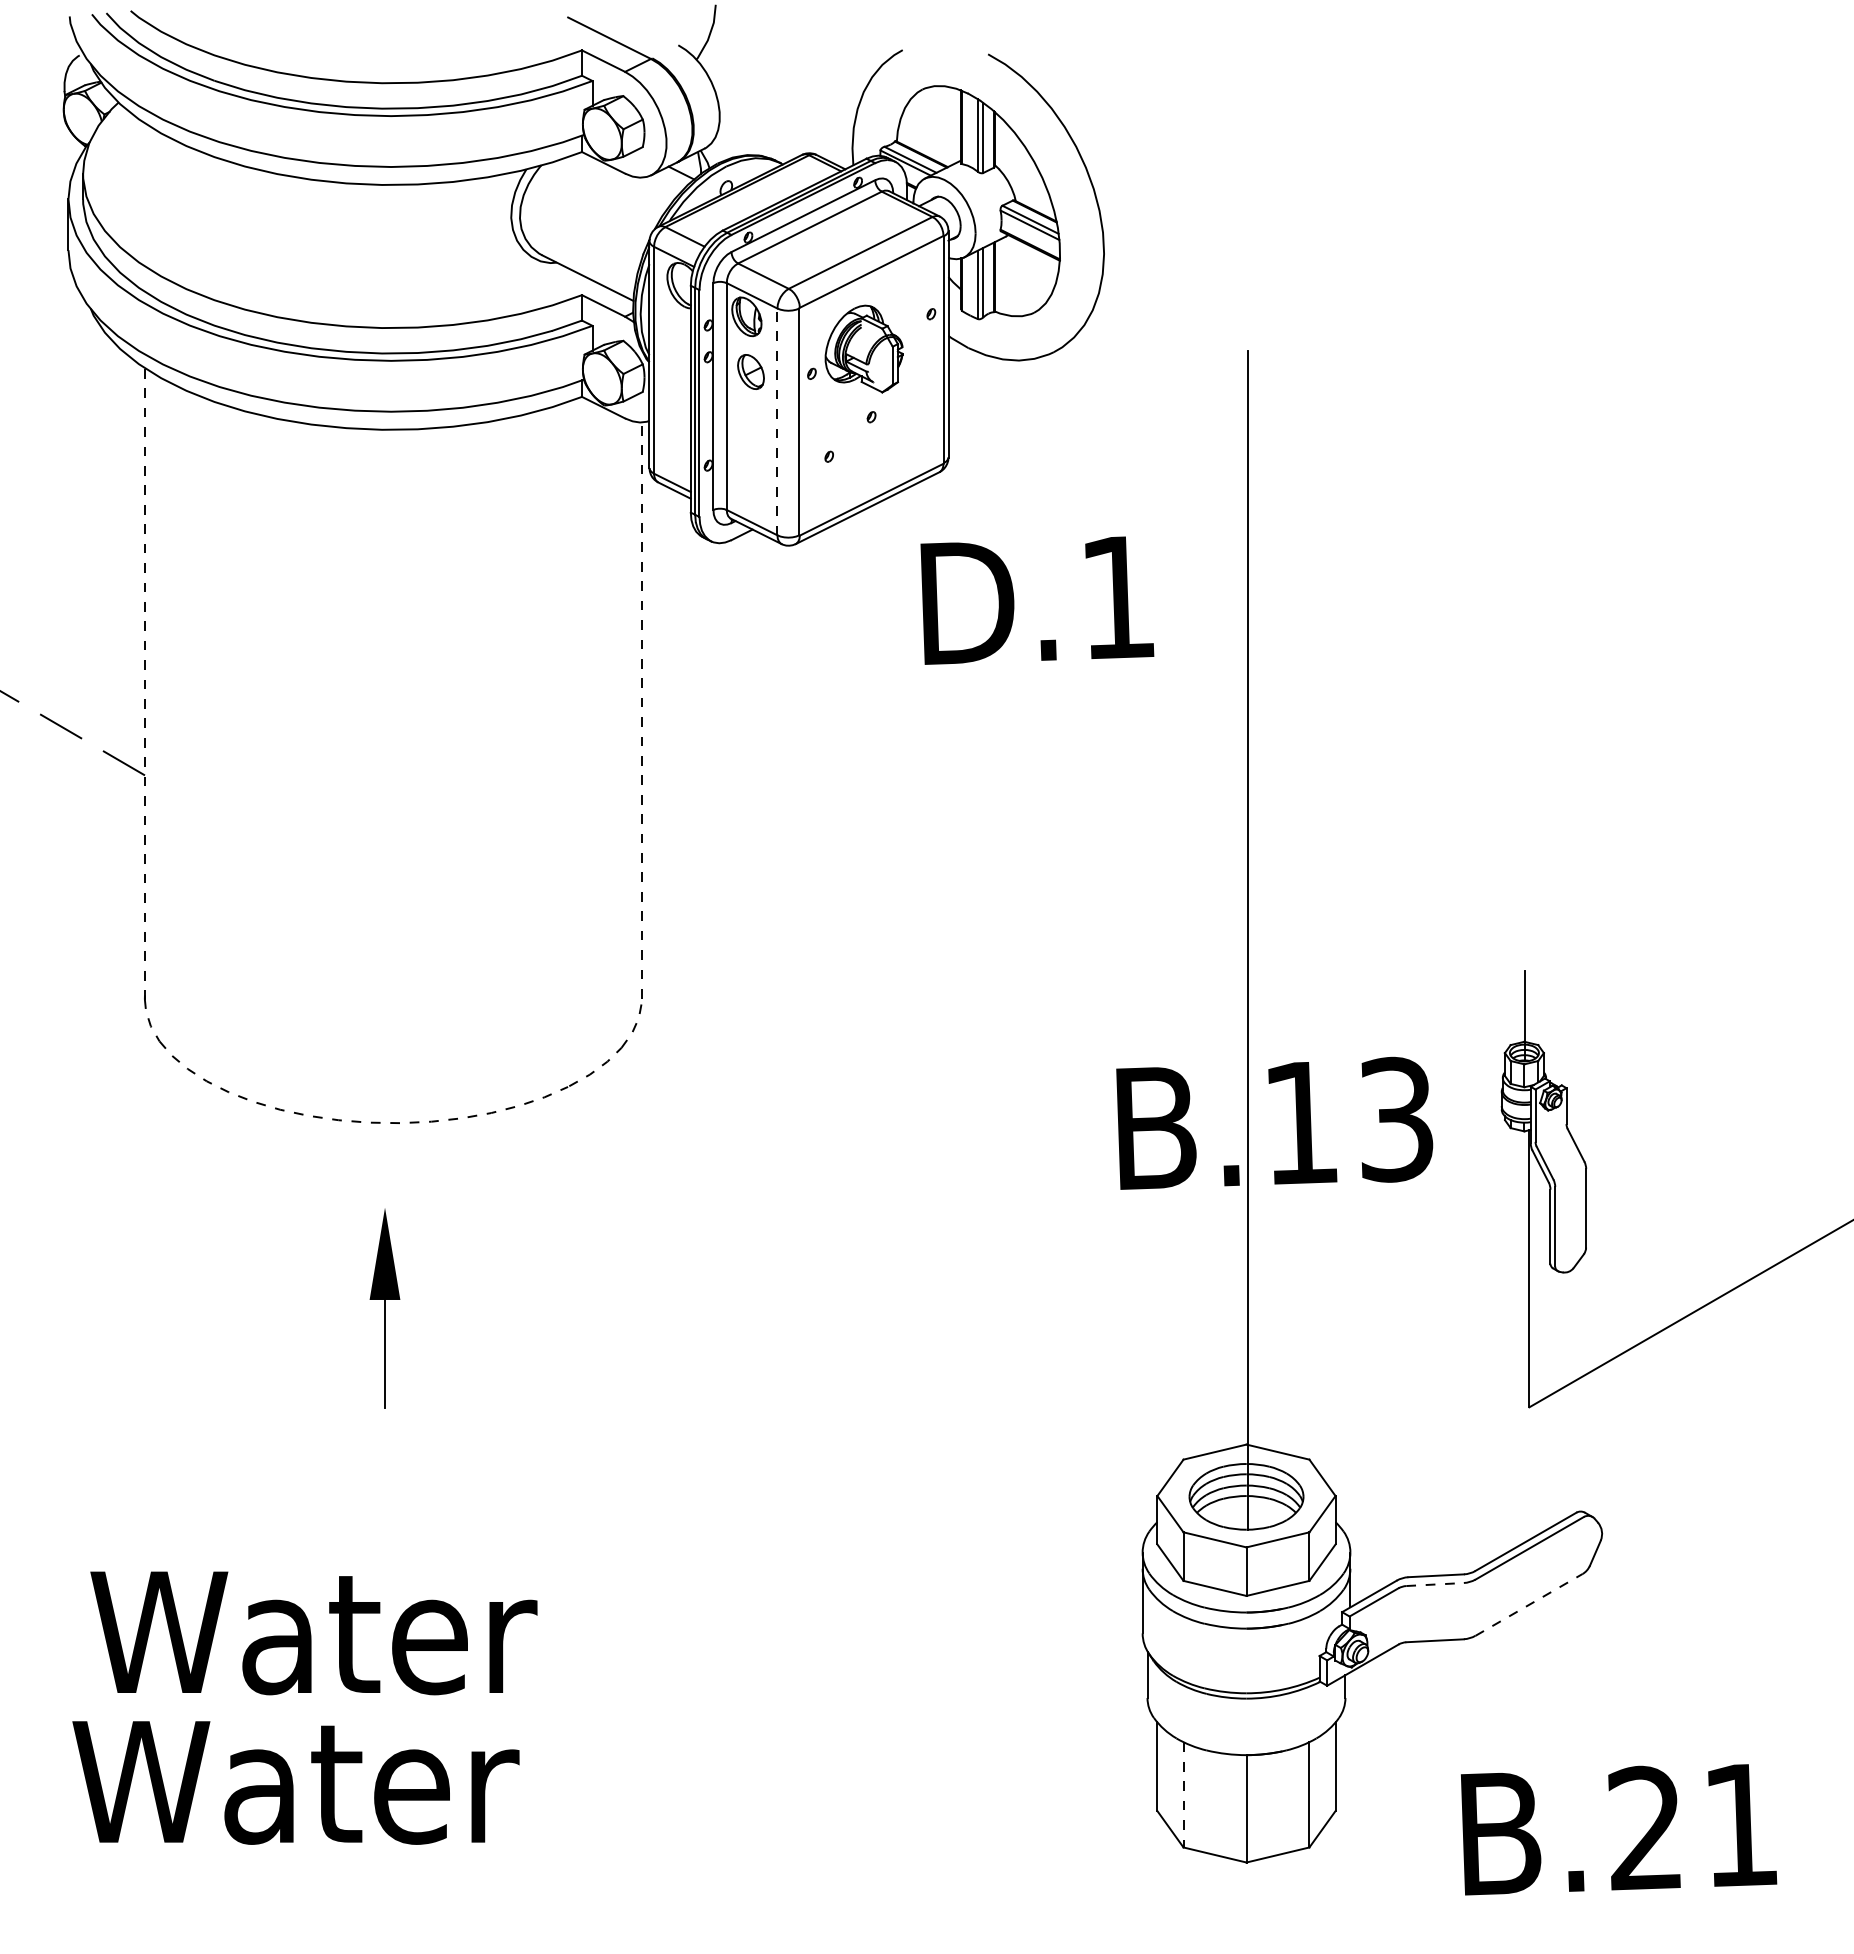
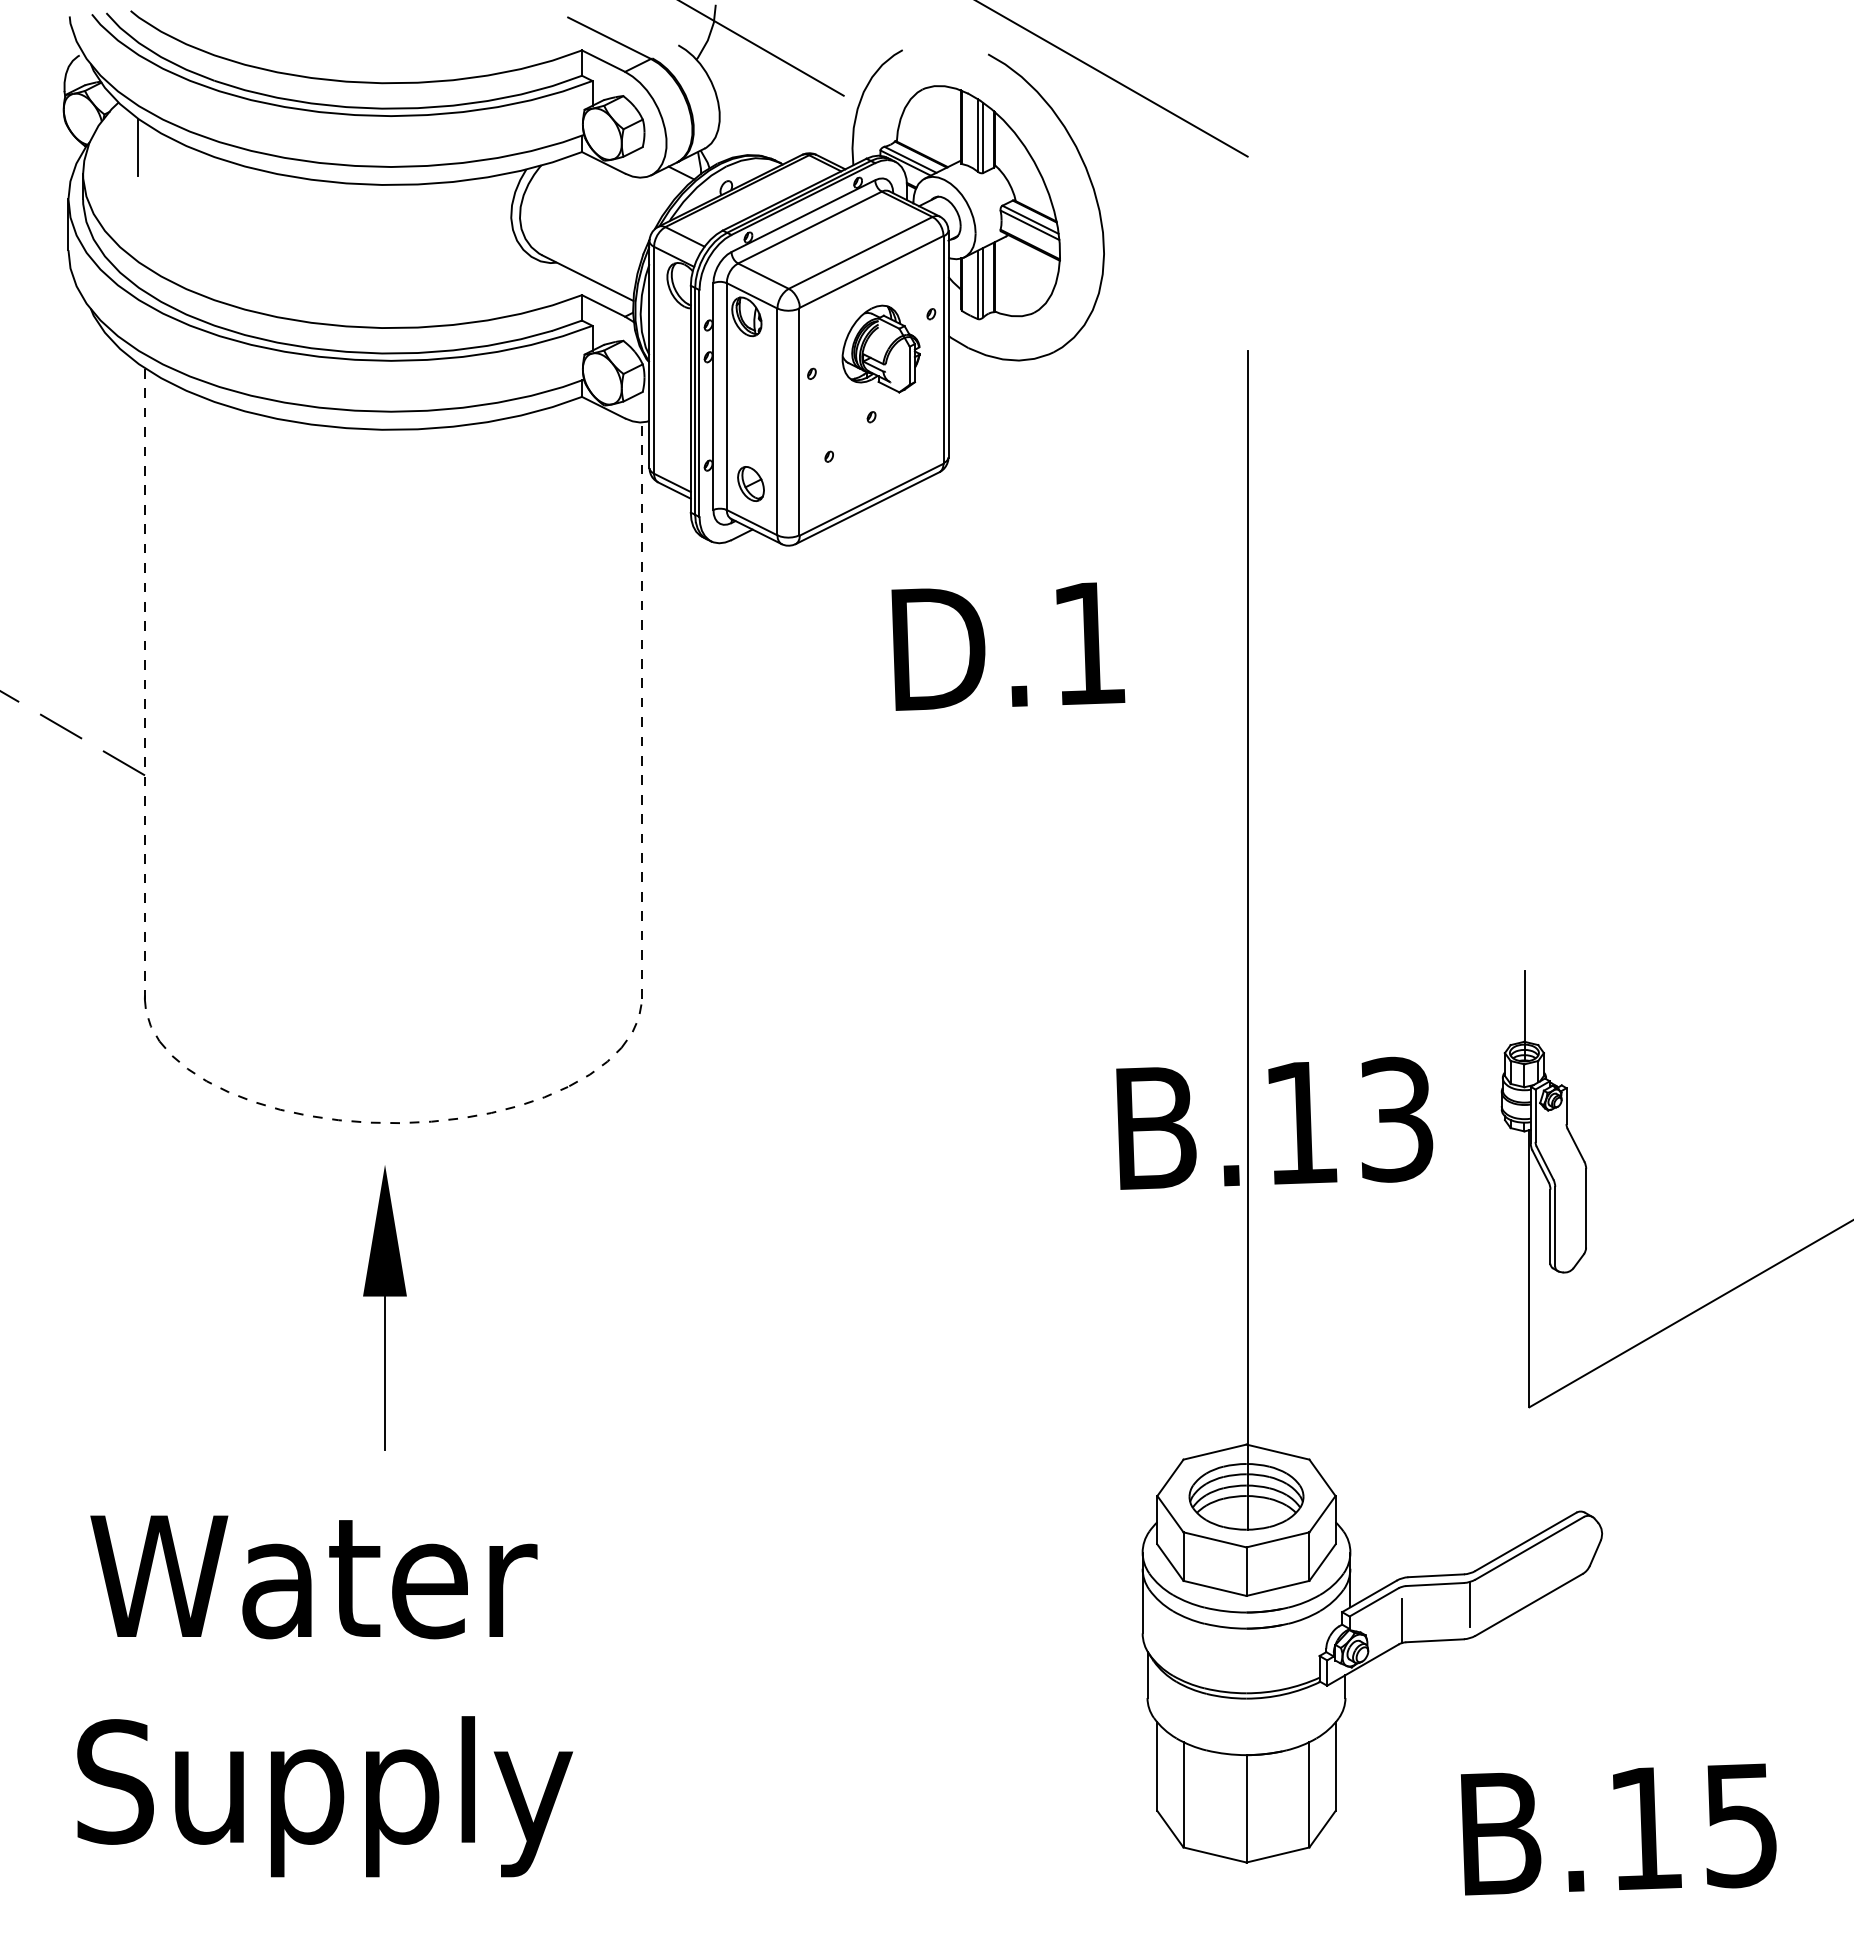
line: none -> present (762, 48)
line: none -> present (1112, 79)
line: none -> present (138, 146)
part position: (863, 348) -> (880, 348) (880, 348)
part position: (750, 371) -> (750, 483) (750, 483)
line: dashed -> solid (777, 421)
text position: (1037, 600) -> (1008, 646) (1008, 646)
part size: 32x201 px -> 44x286 px (384, 1307)
line: dashed -> solid (1435, 1584)
line: none -> present (1469, 1603)
line: dashed -> solid (1529, 1604)
line: none -> present (1402, 1620)
text position: (313, 1633) -> (313, 1577) (313, 1577)
line: dashed -> solid (1183, 1794)
text: Water -> Supply (322, 1796)
text: B.21 -> B.15 (1692, 1826)
